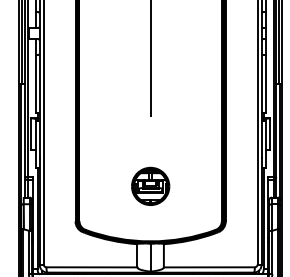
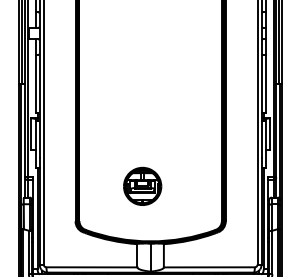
line: present -> none (150, 59)
part position: (150, 185) -> (142, 185) (142, 185)
